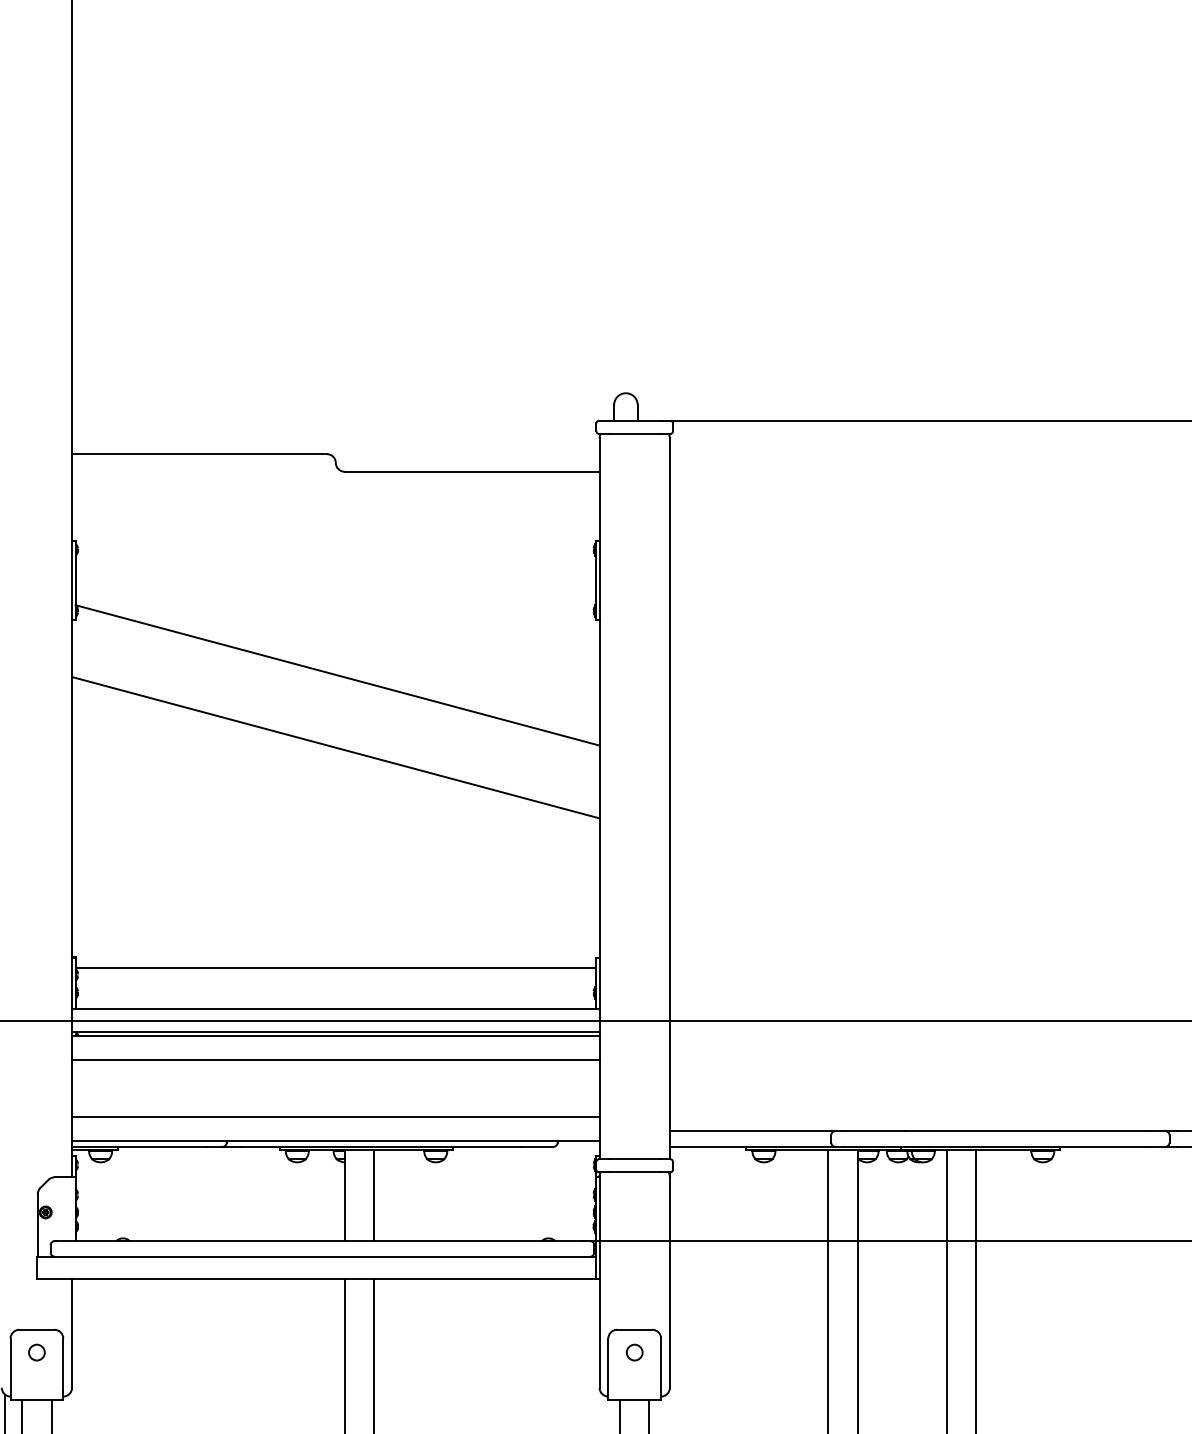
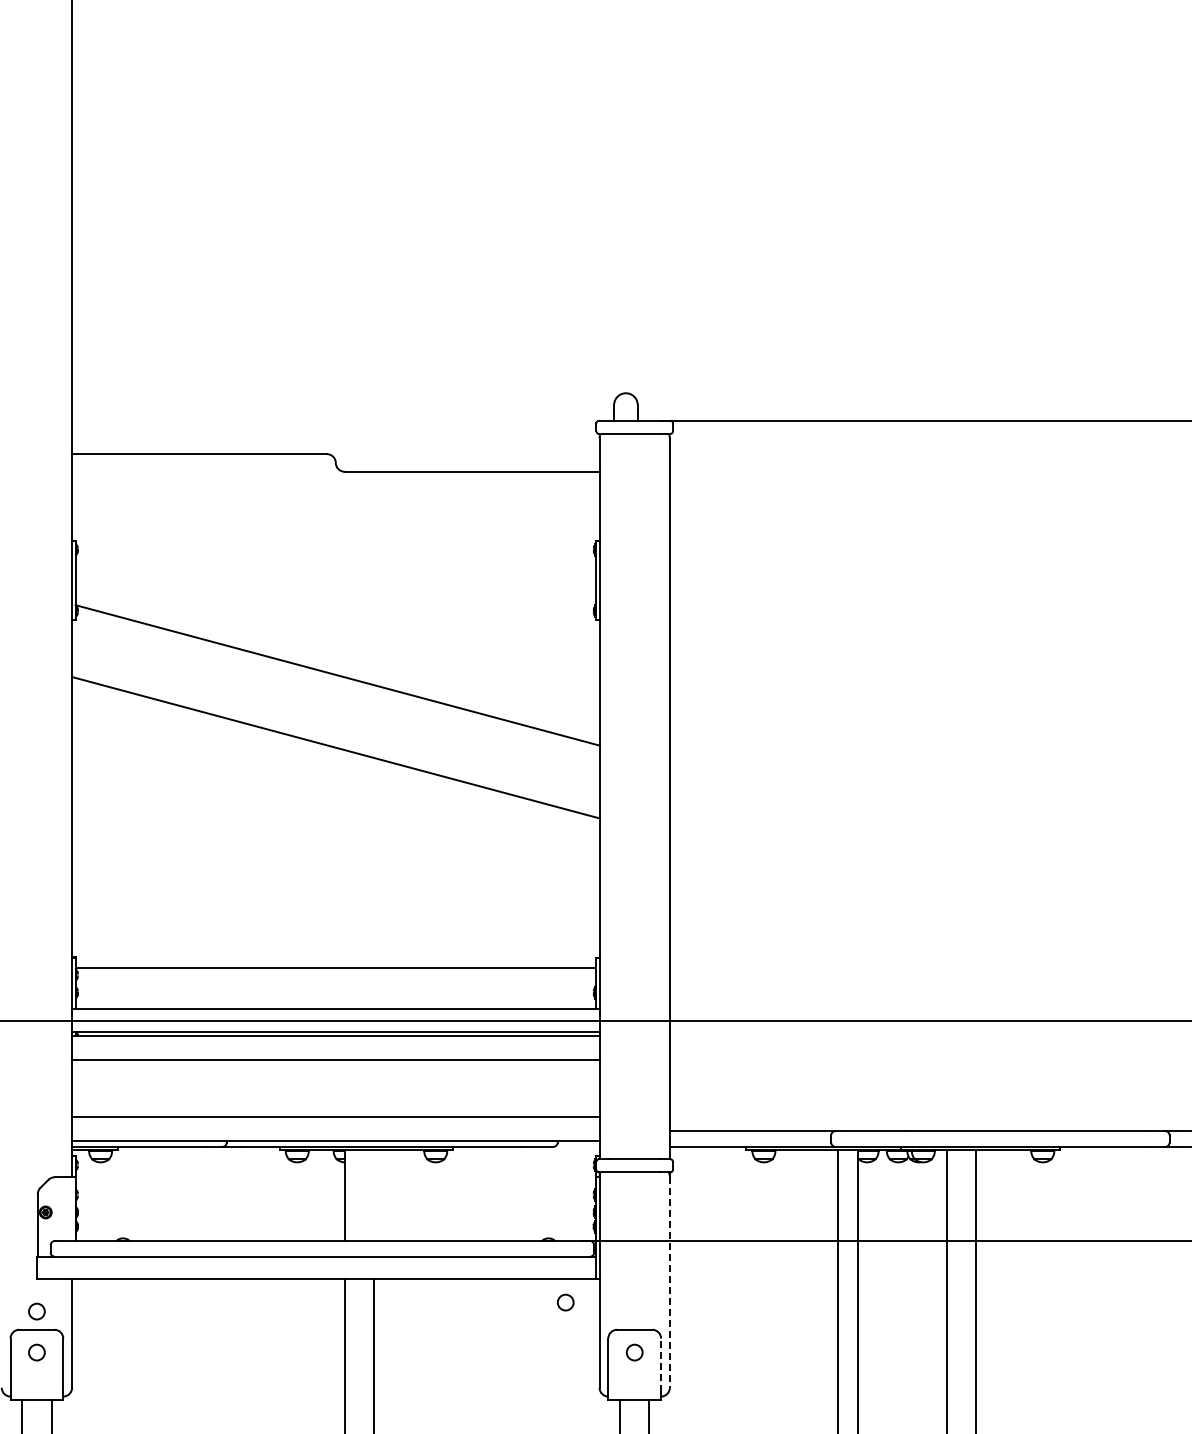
line: present -> none (374, 1195)
line: solid -> dashed (669, 1282)
line position: (828, 1290) -> (838, 1290) (838, 1290)
circle: none -> present (565, 1302)
circle: none -> present (36, 1311)
line: solid -> dashed (661, 1365)
line: present -> none (5, 1412)
